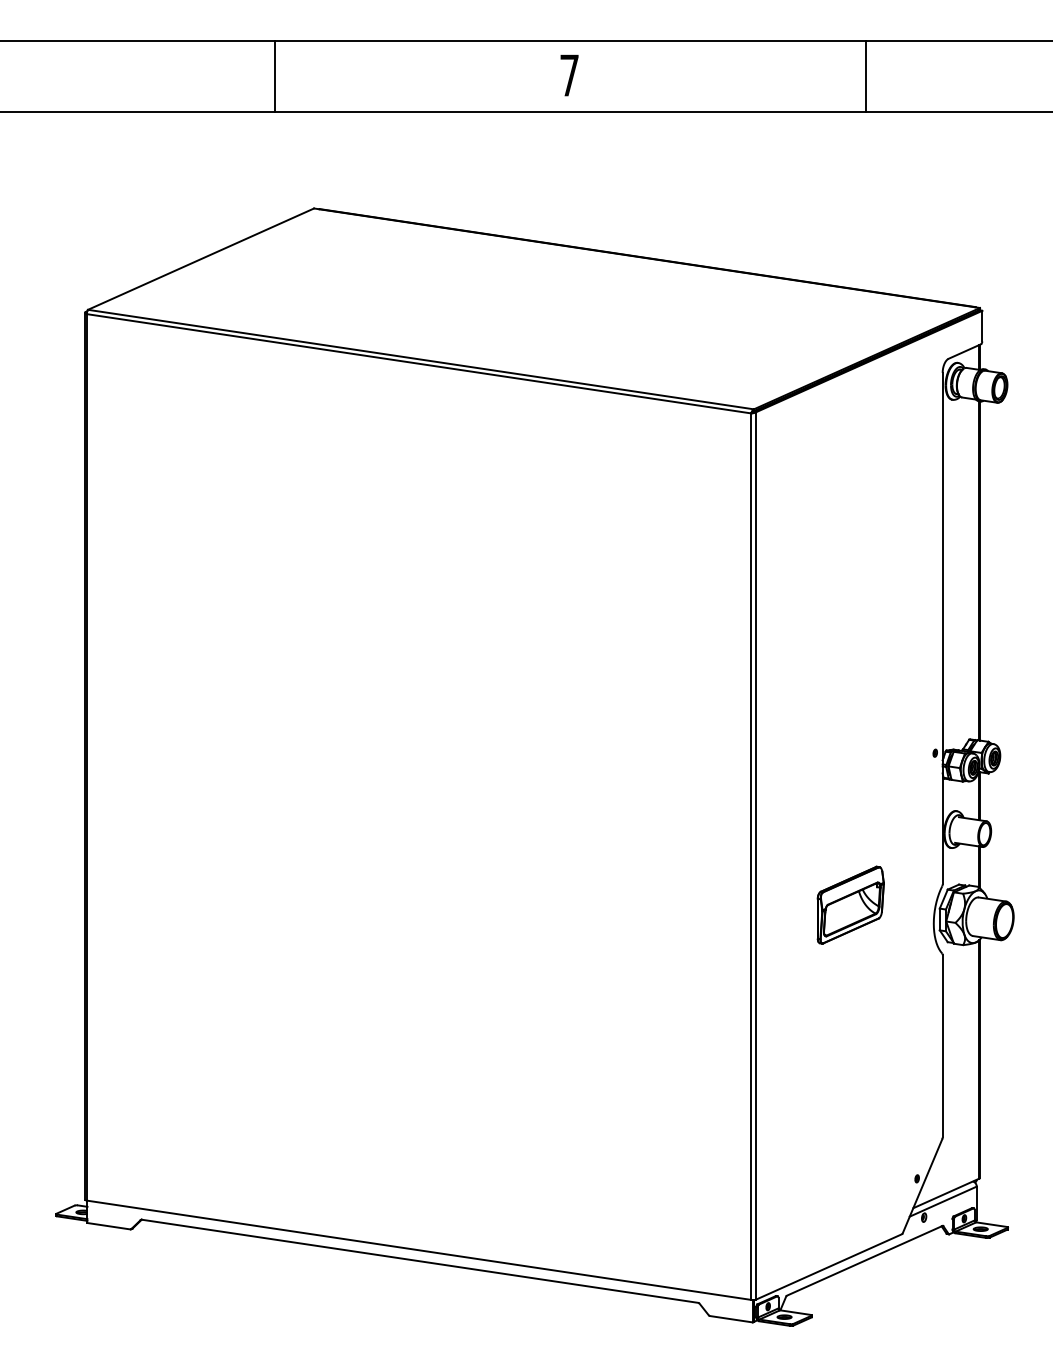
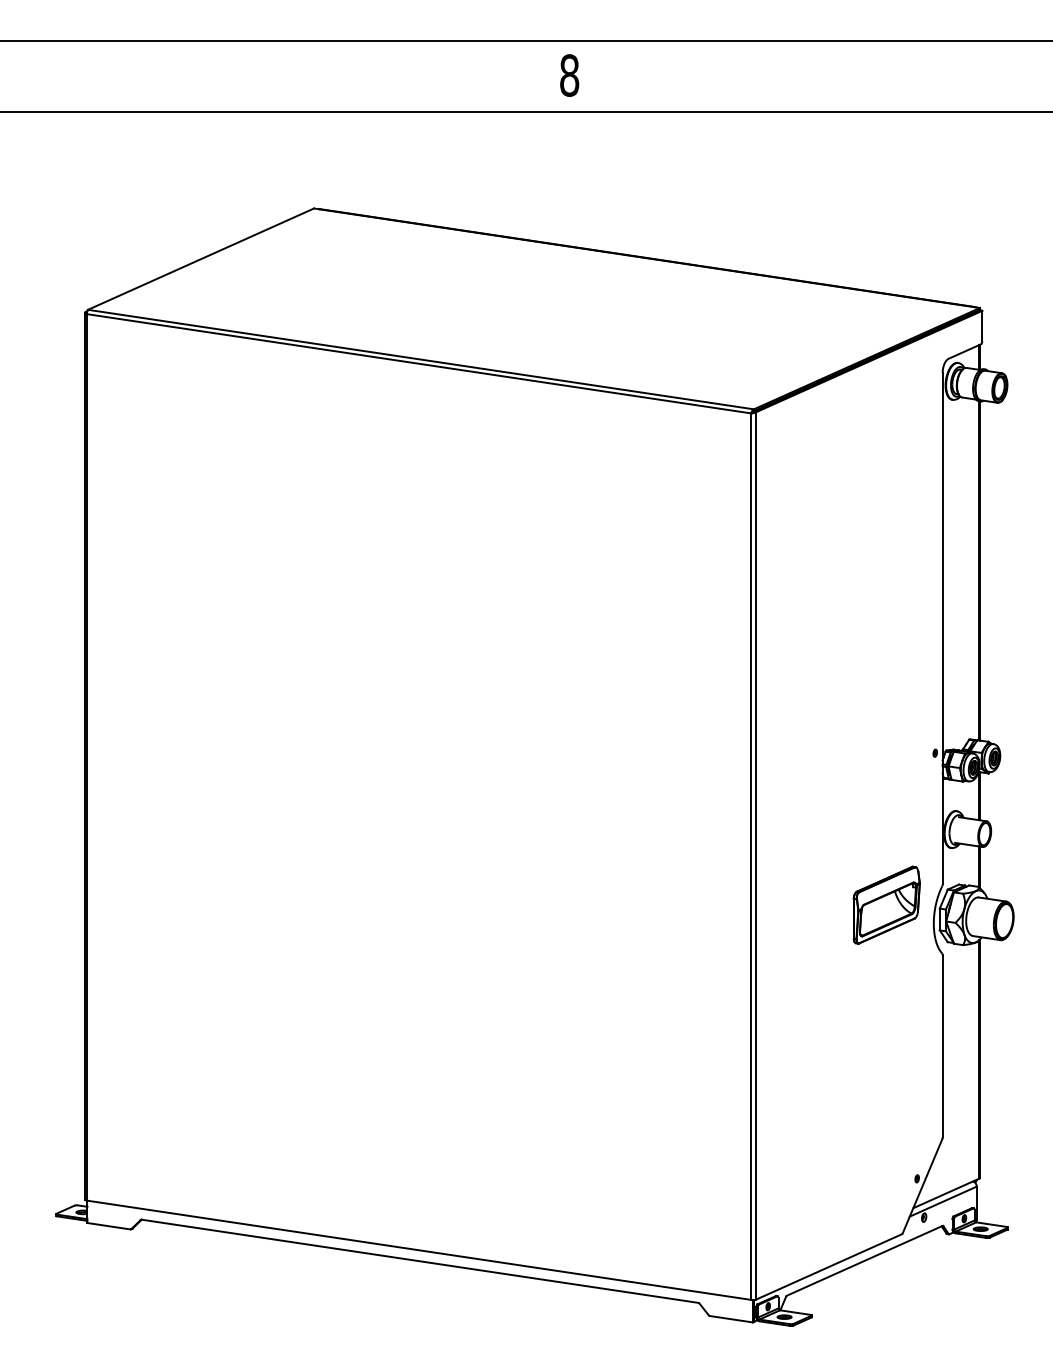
text: 7 -> 8 (569, 75)
line: present -> none (274, 76)
line: present -> none (865, 76)
part position: (850, 904) -> (886, 904) (886, 904)
